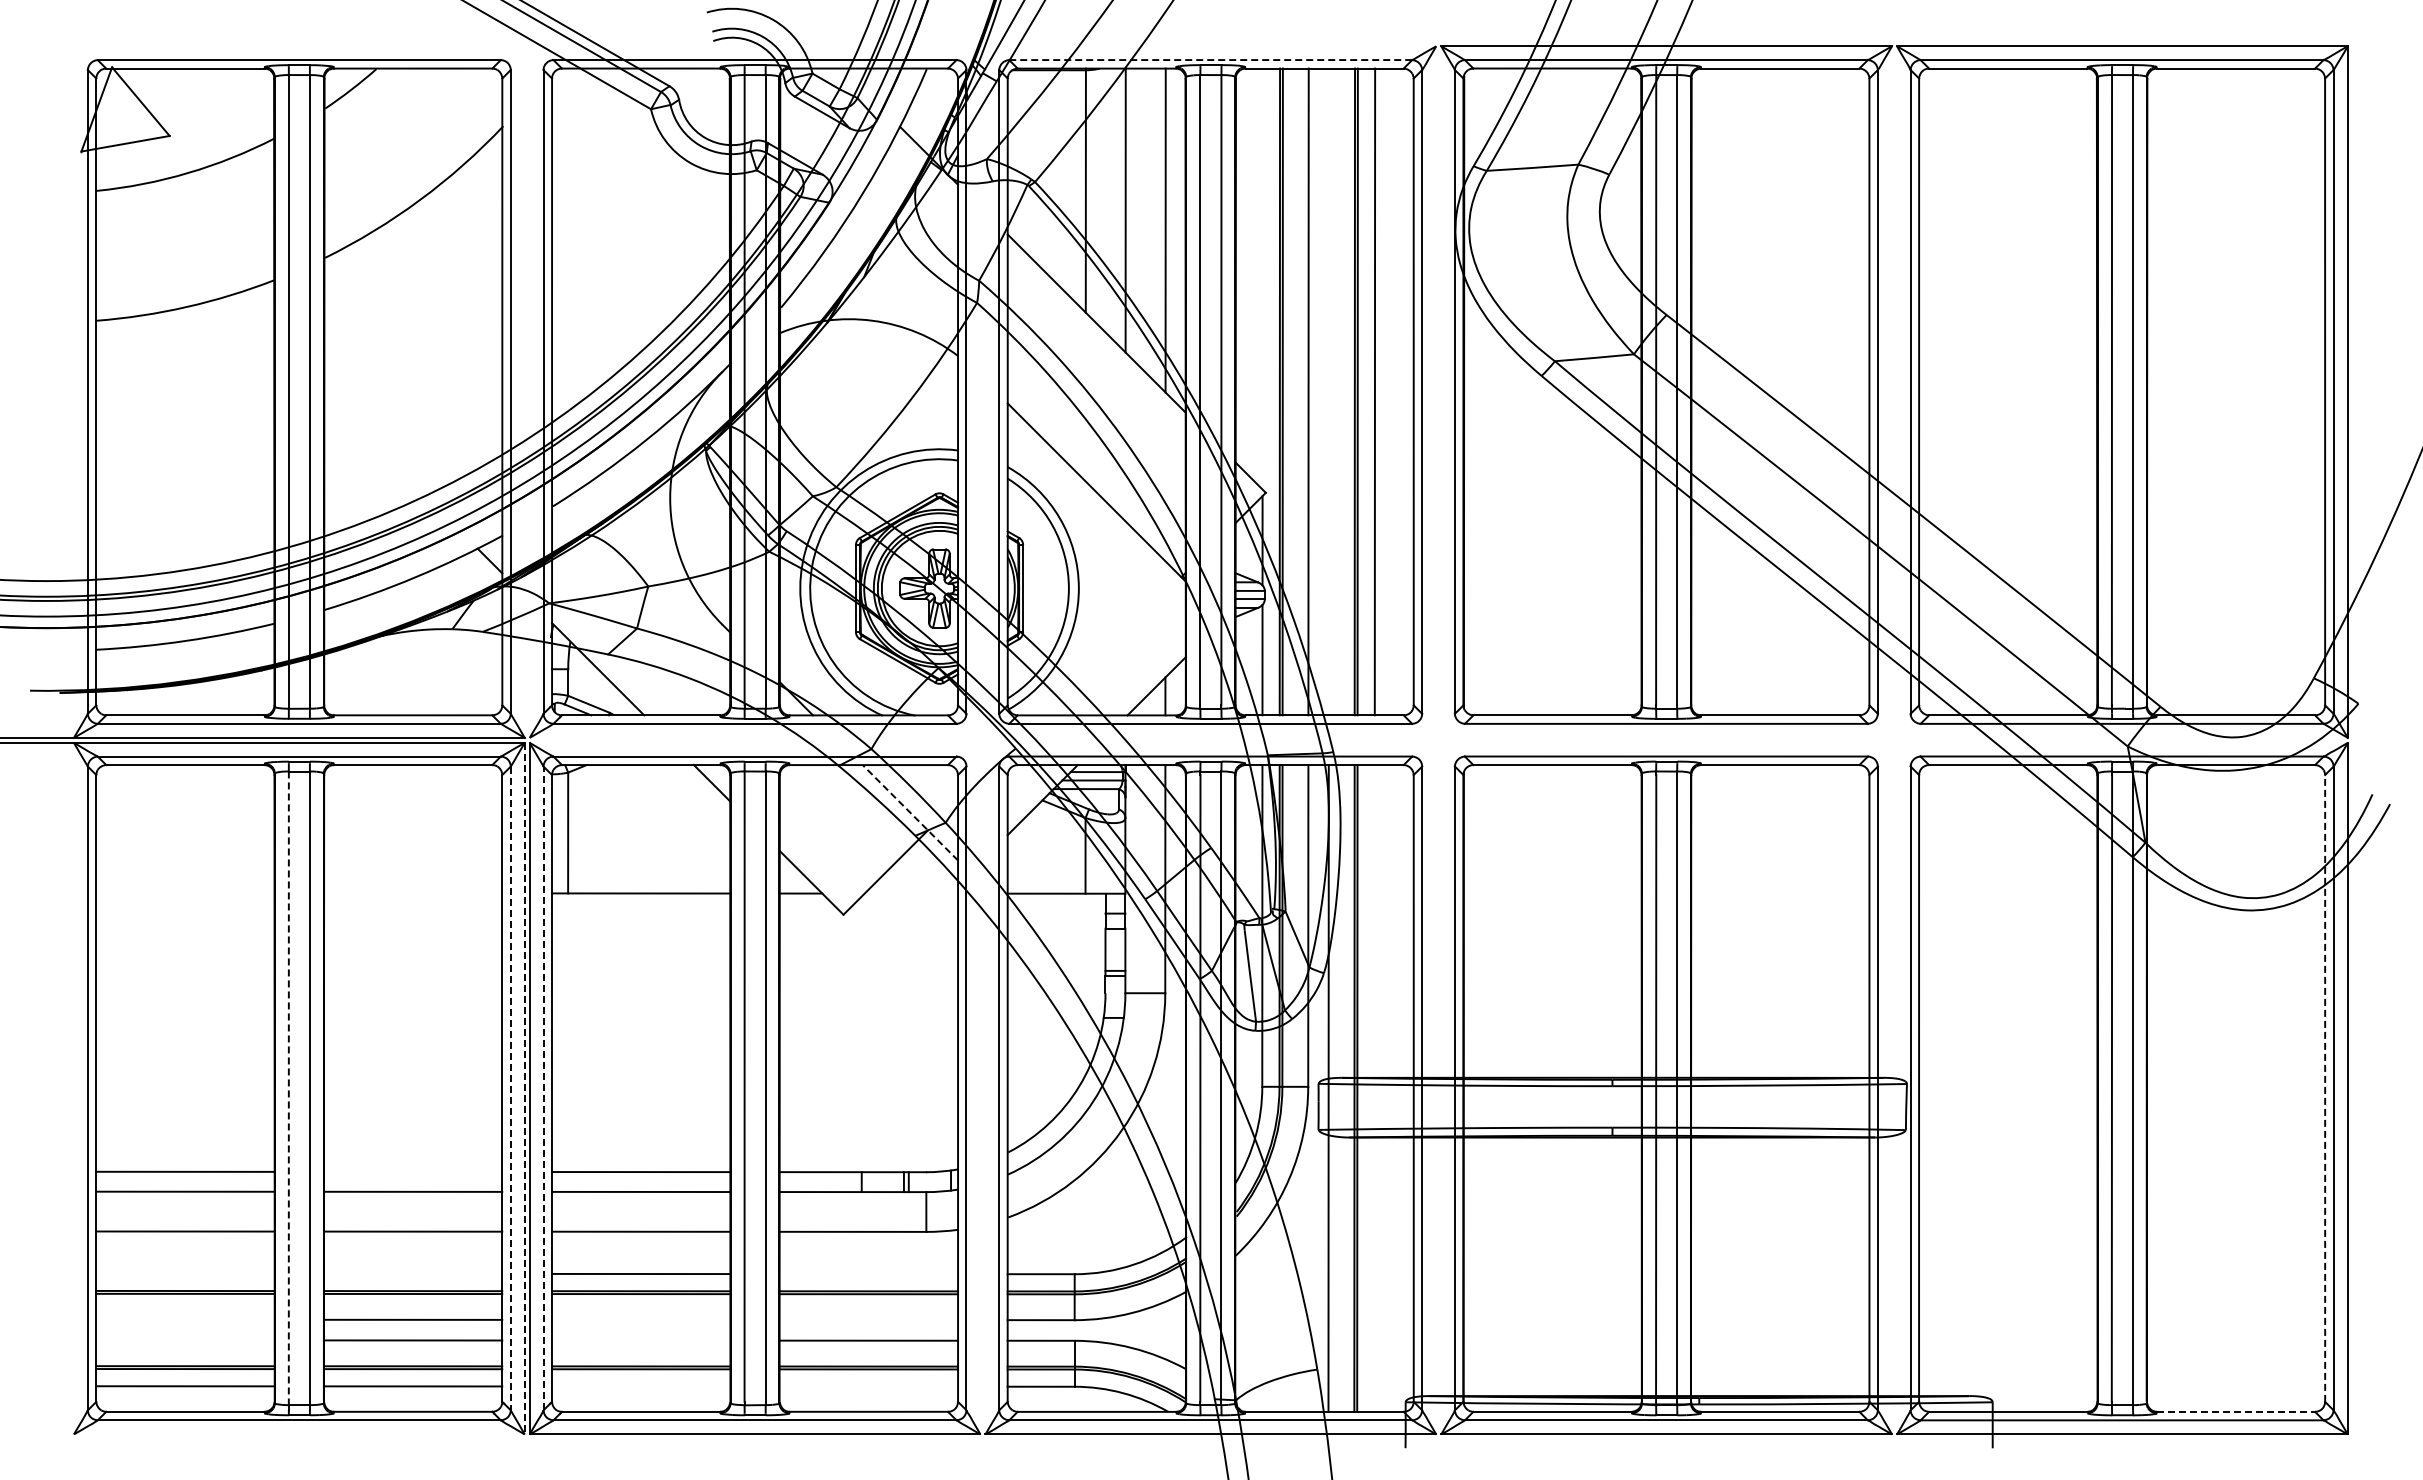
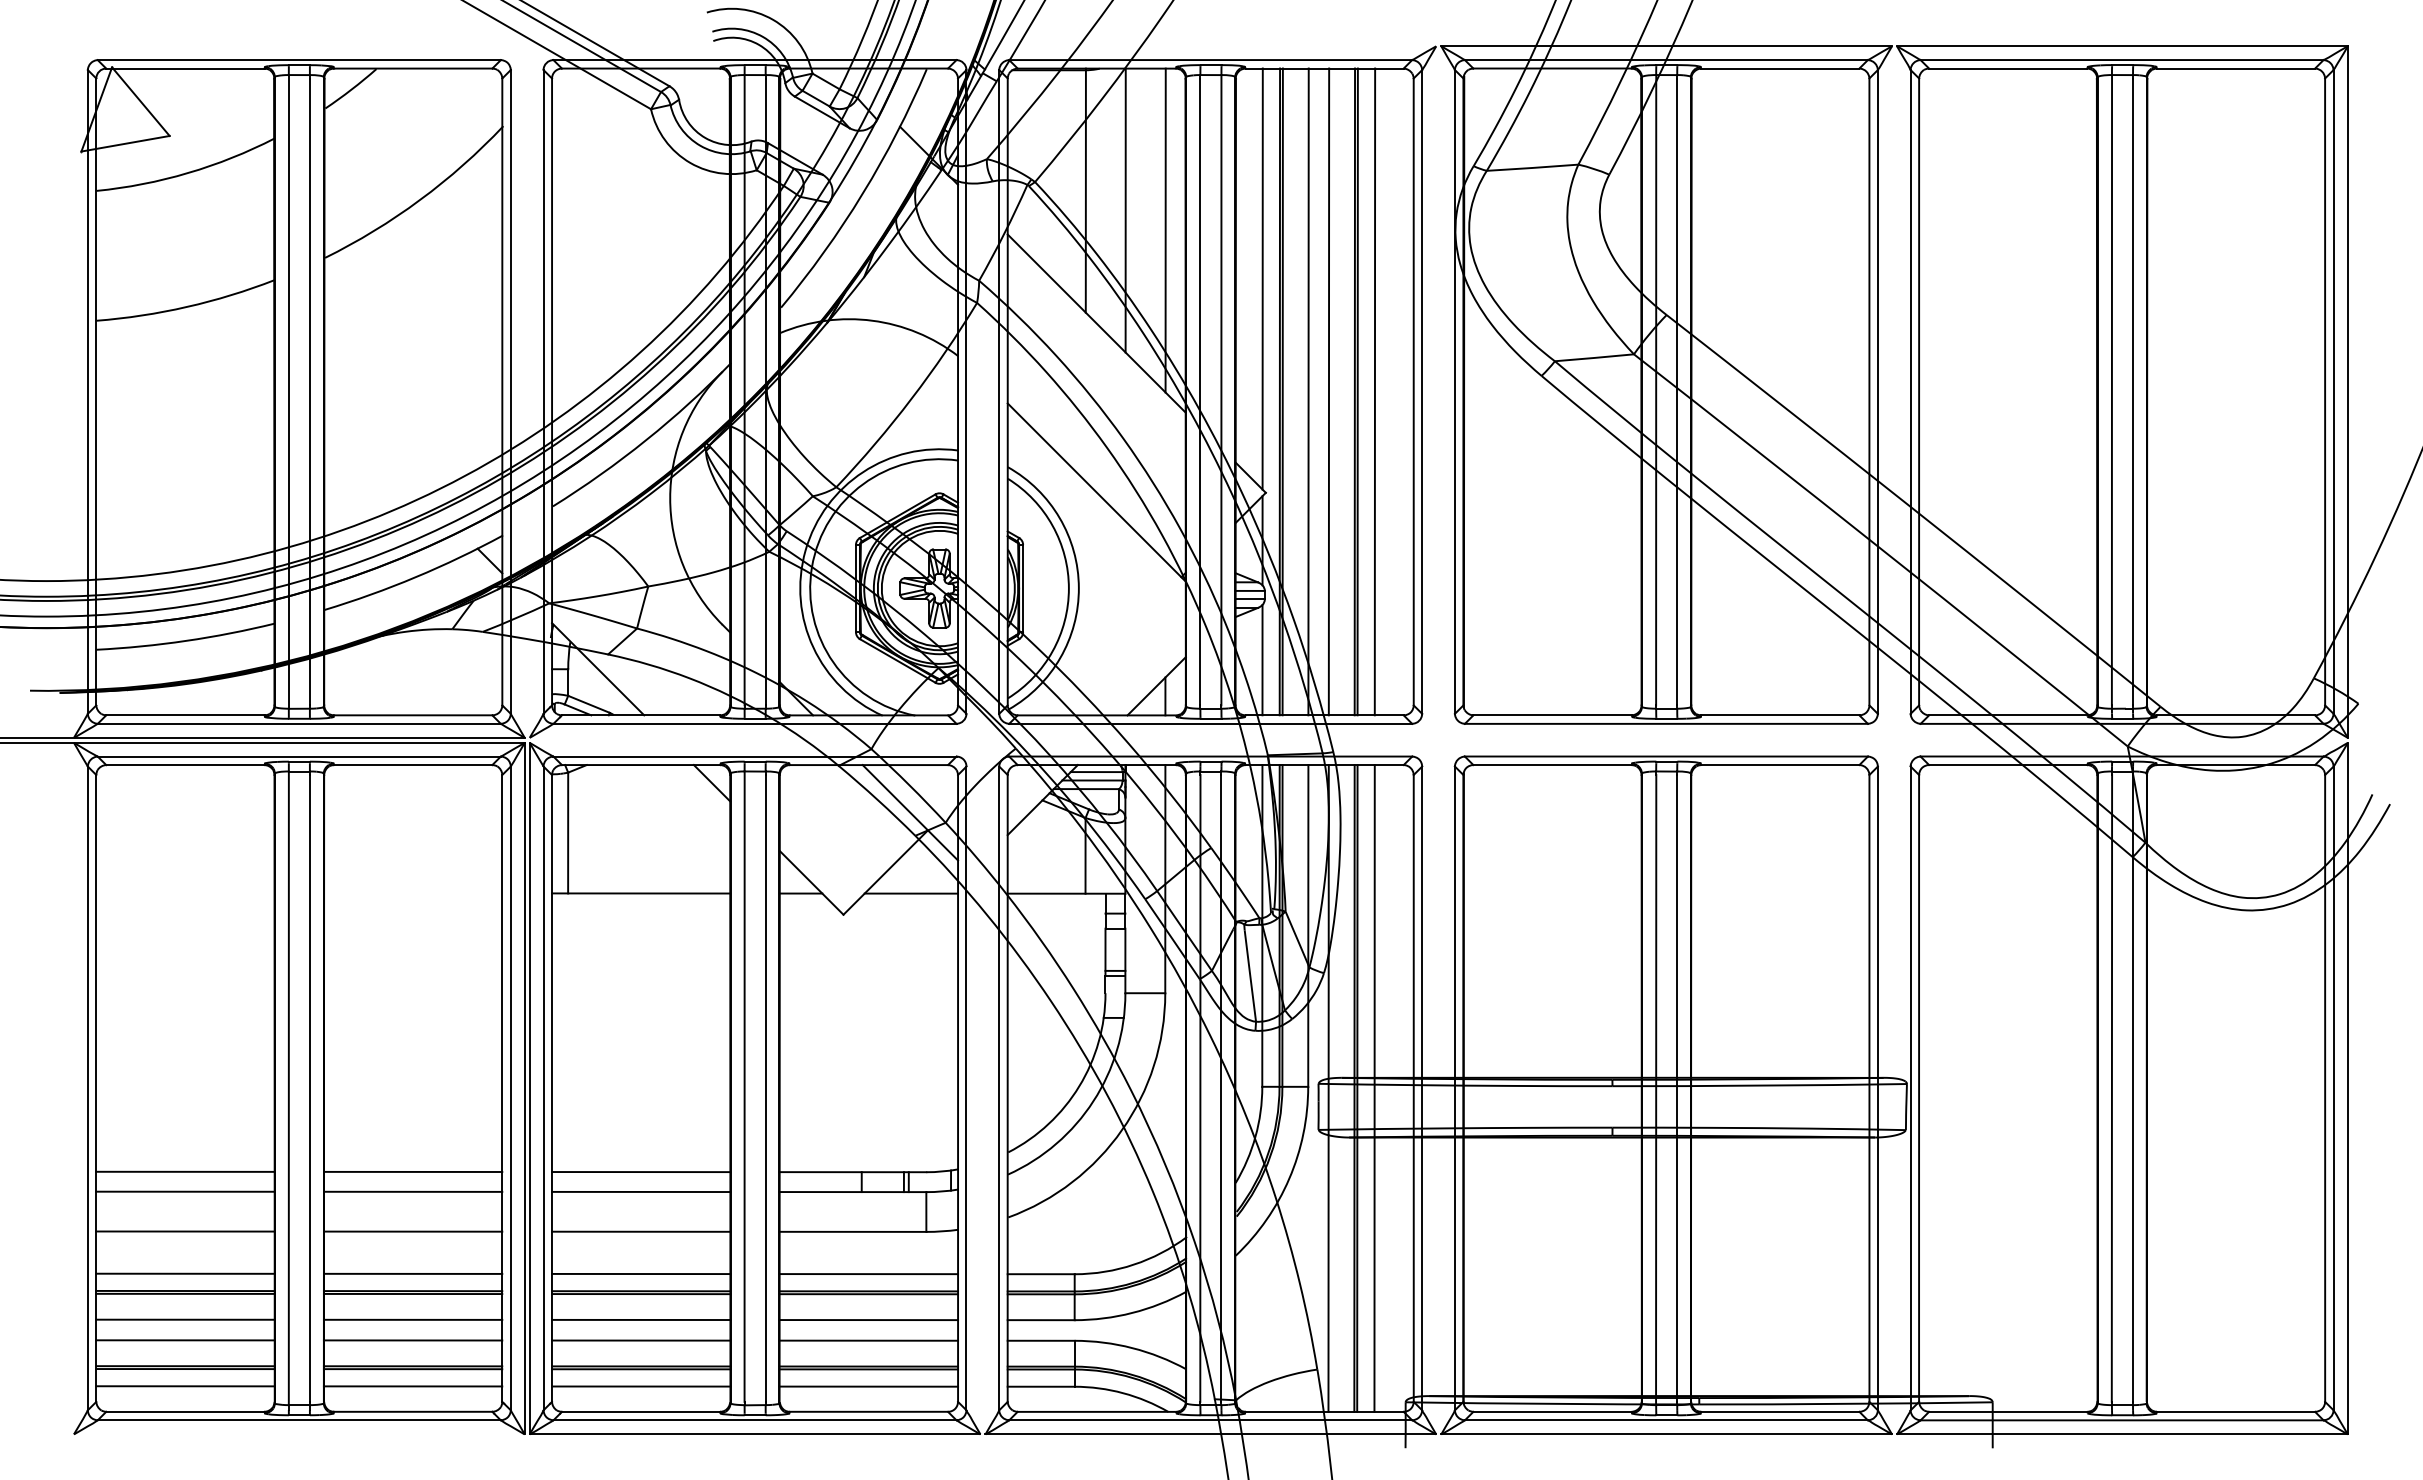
line: dashed -> solid (1210, 60)
line: none -> present (1262, 278)
line: none -> present (1328, 391)
line: dashed -> solid (910, 812)
line: none -> present (911, 893)
line: dashed -> solid (2325, 1087)
line: dashed -> solid (288, 1088)
line: dashed -> solid (510, 1088)
line: dashed -> solid (524, 1088)
line: dashed -> solid (543, 1088)
line: none -> present (1374, 1088)
line: none -> present (412, 1171)
line: none -> present (185, 1273)
line: none -> present (412, 1273)
line: none -> present (868, 1274)
line: none -> present (185, 1319)
line: none -> present (641, 1319)
line: none -> present (868, 1320)
line: none -> present (185, 1340)
line: none -> present (641, 1340)
line: none -> present (641, 1386)
line: none -> present (868, 1386)
line: dashed -> solid (2236, 1411)
